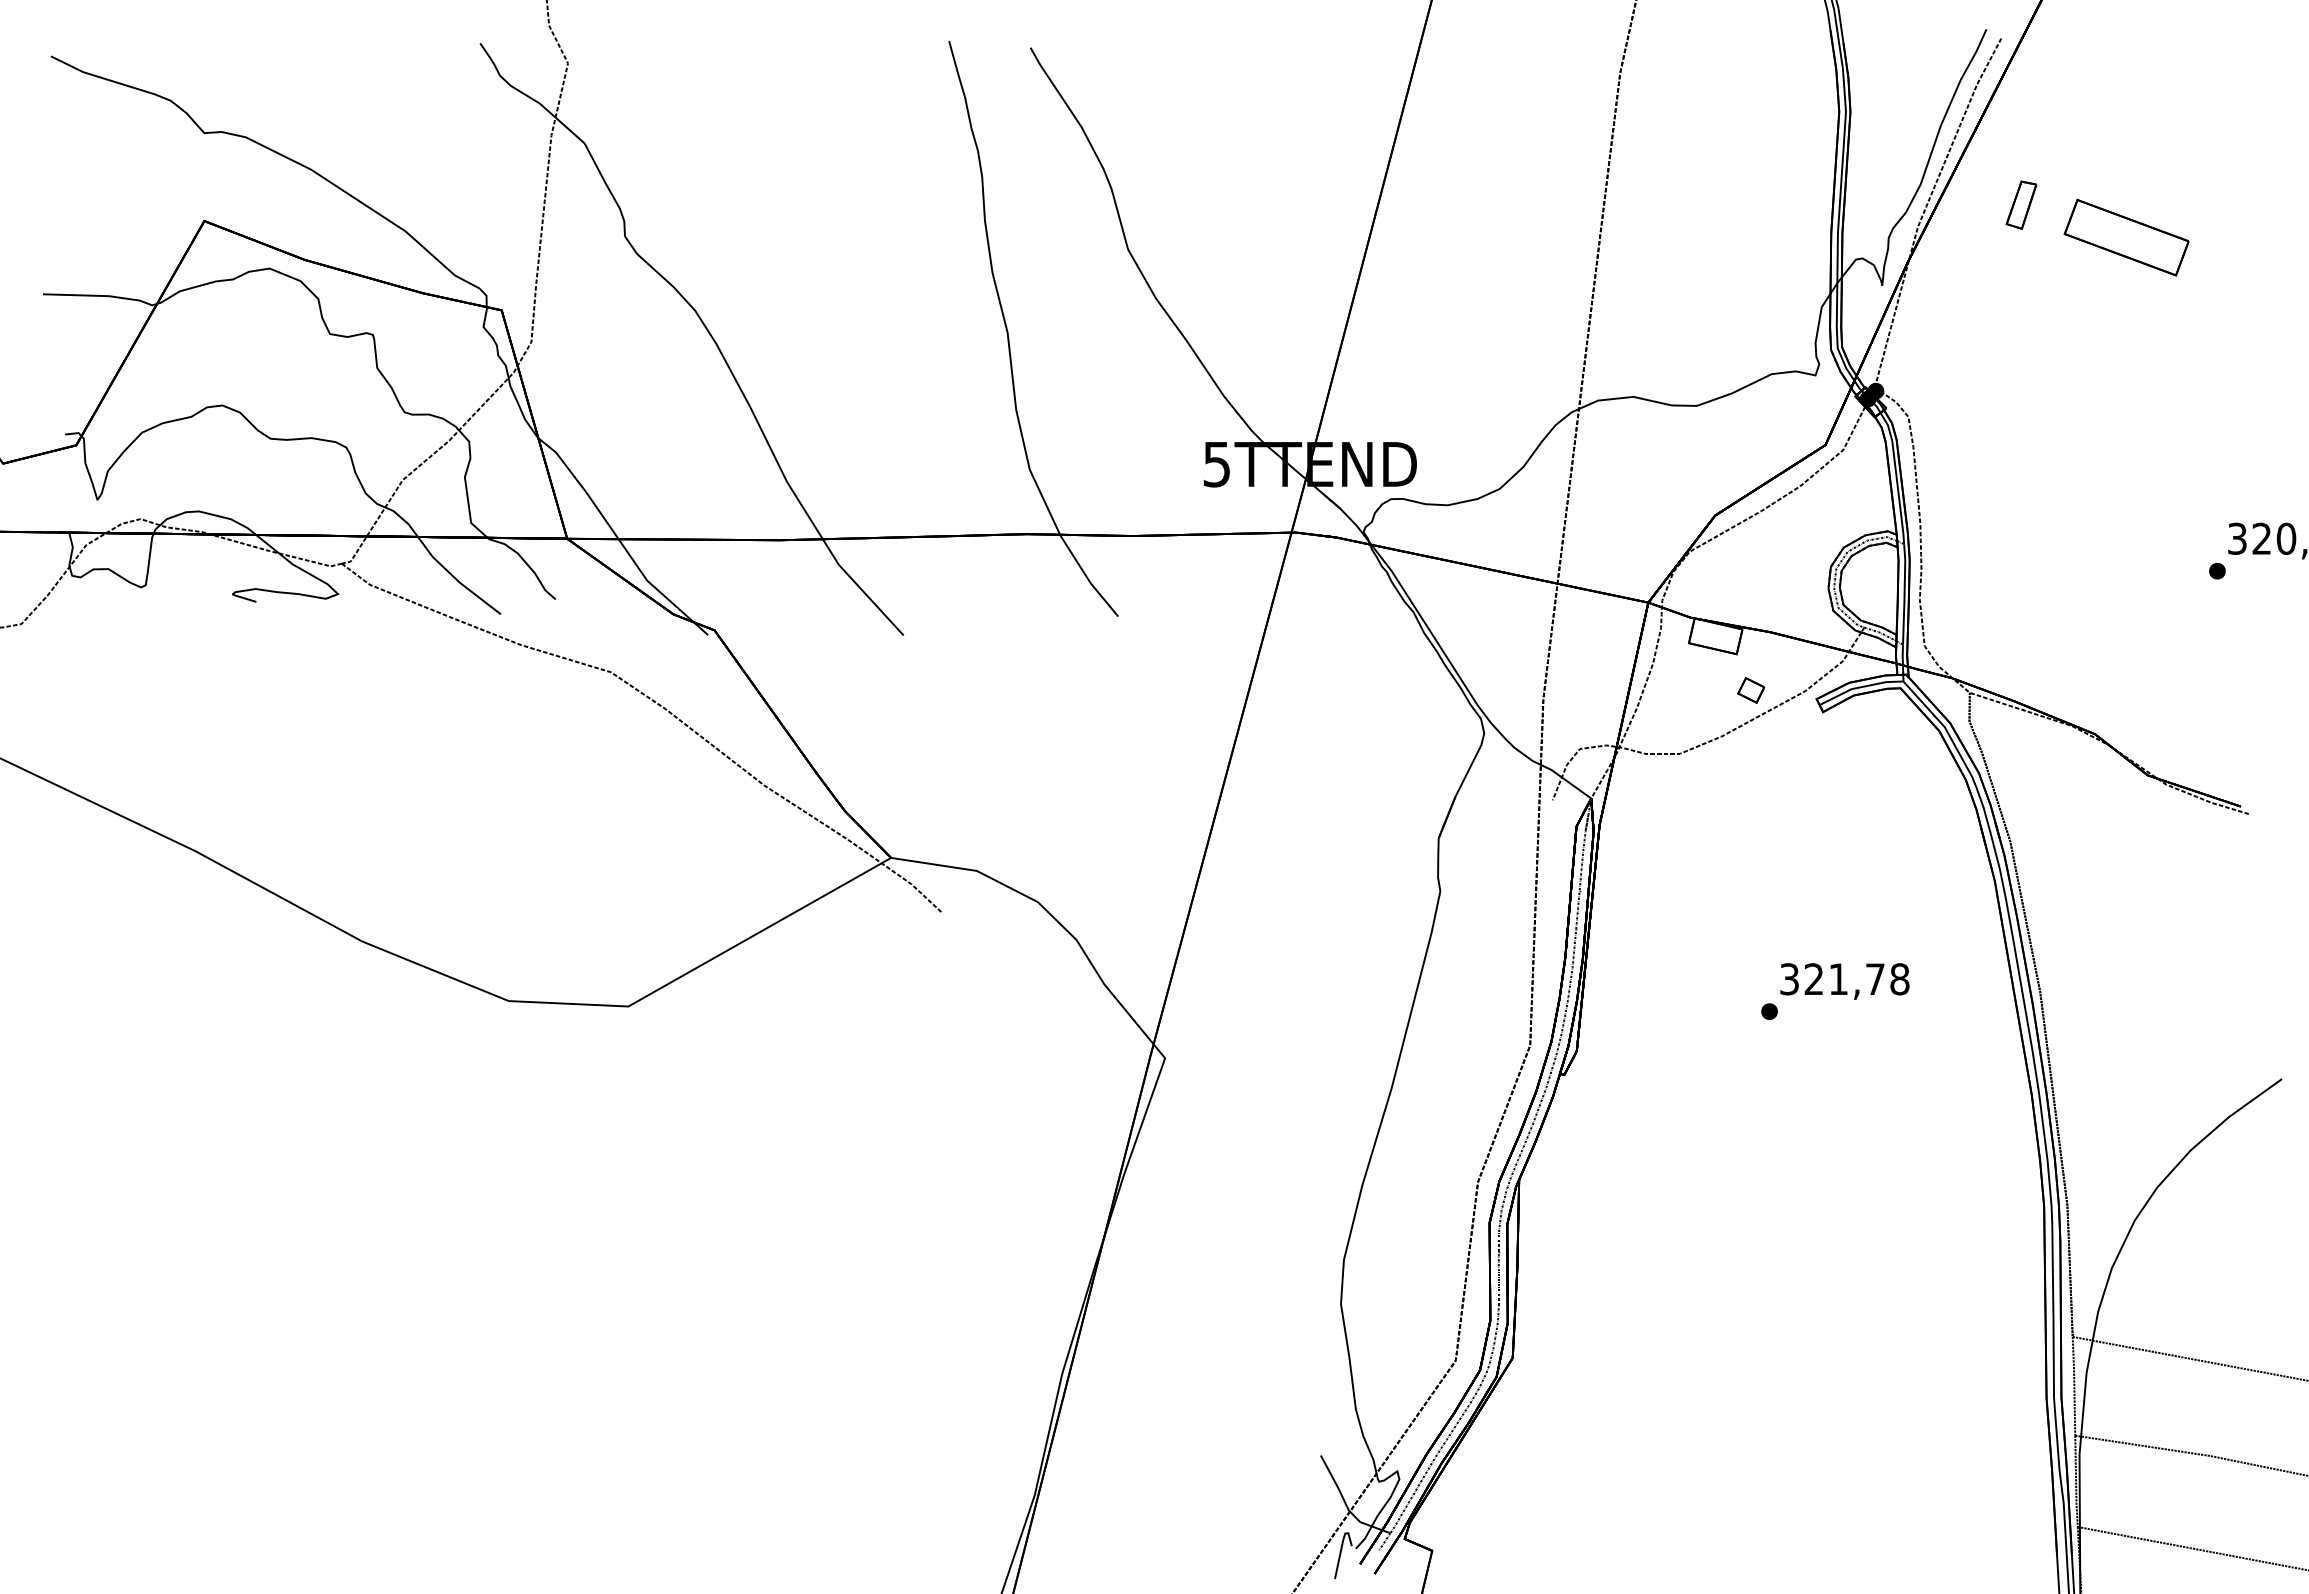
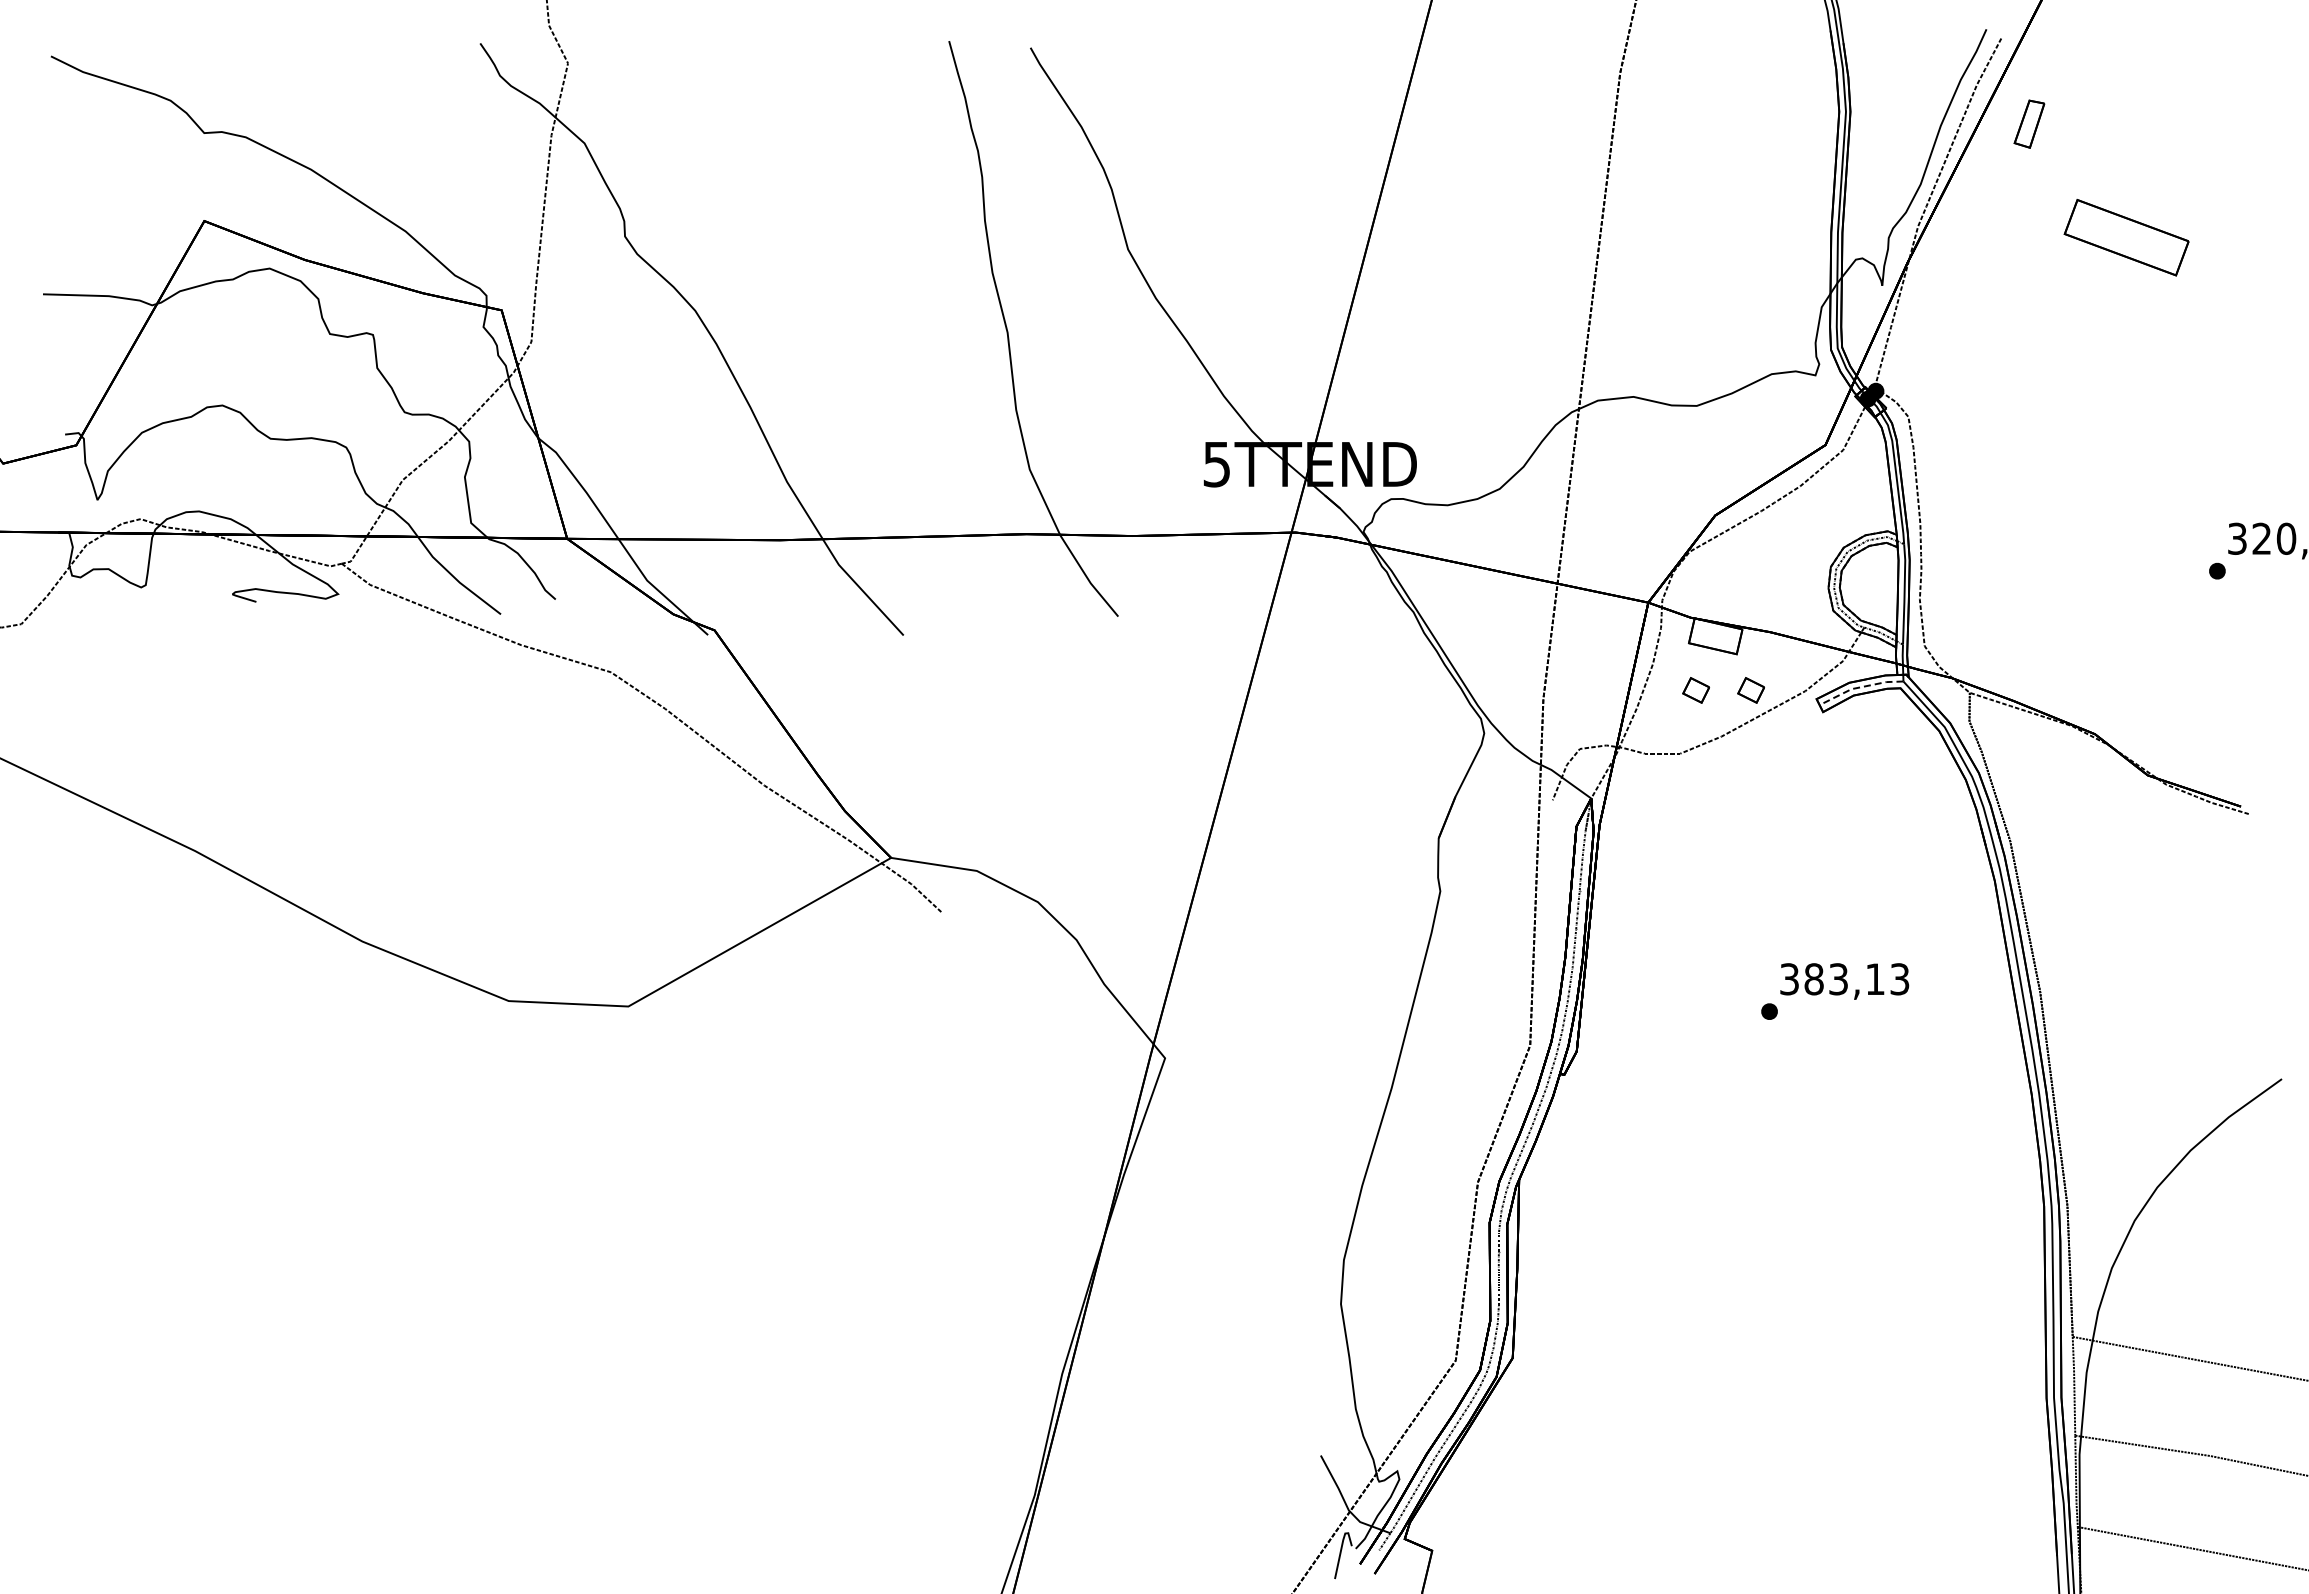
part position: (2021, 204) -> (2029, 123) (2029, 123)
line: solid -> dashed (1860, 687)
part: none -> present (1695, 690)
text: 321,78 -> 383,13 (1856, 979)
